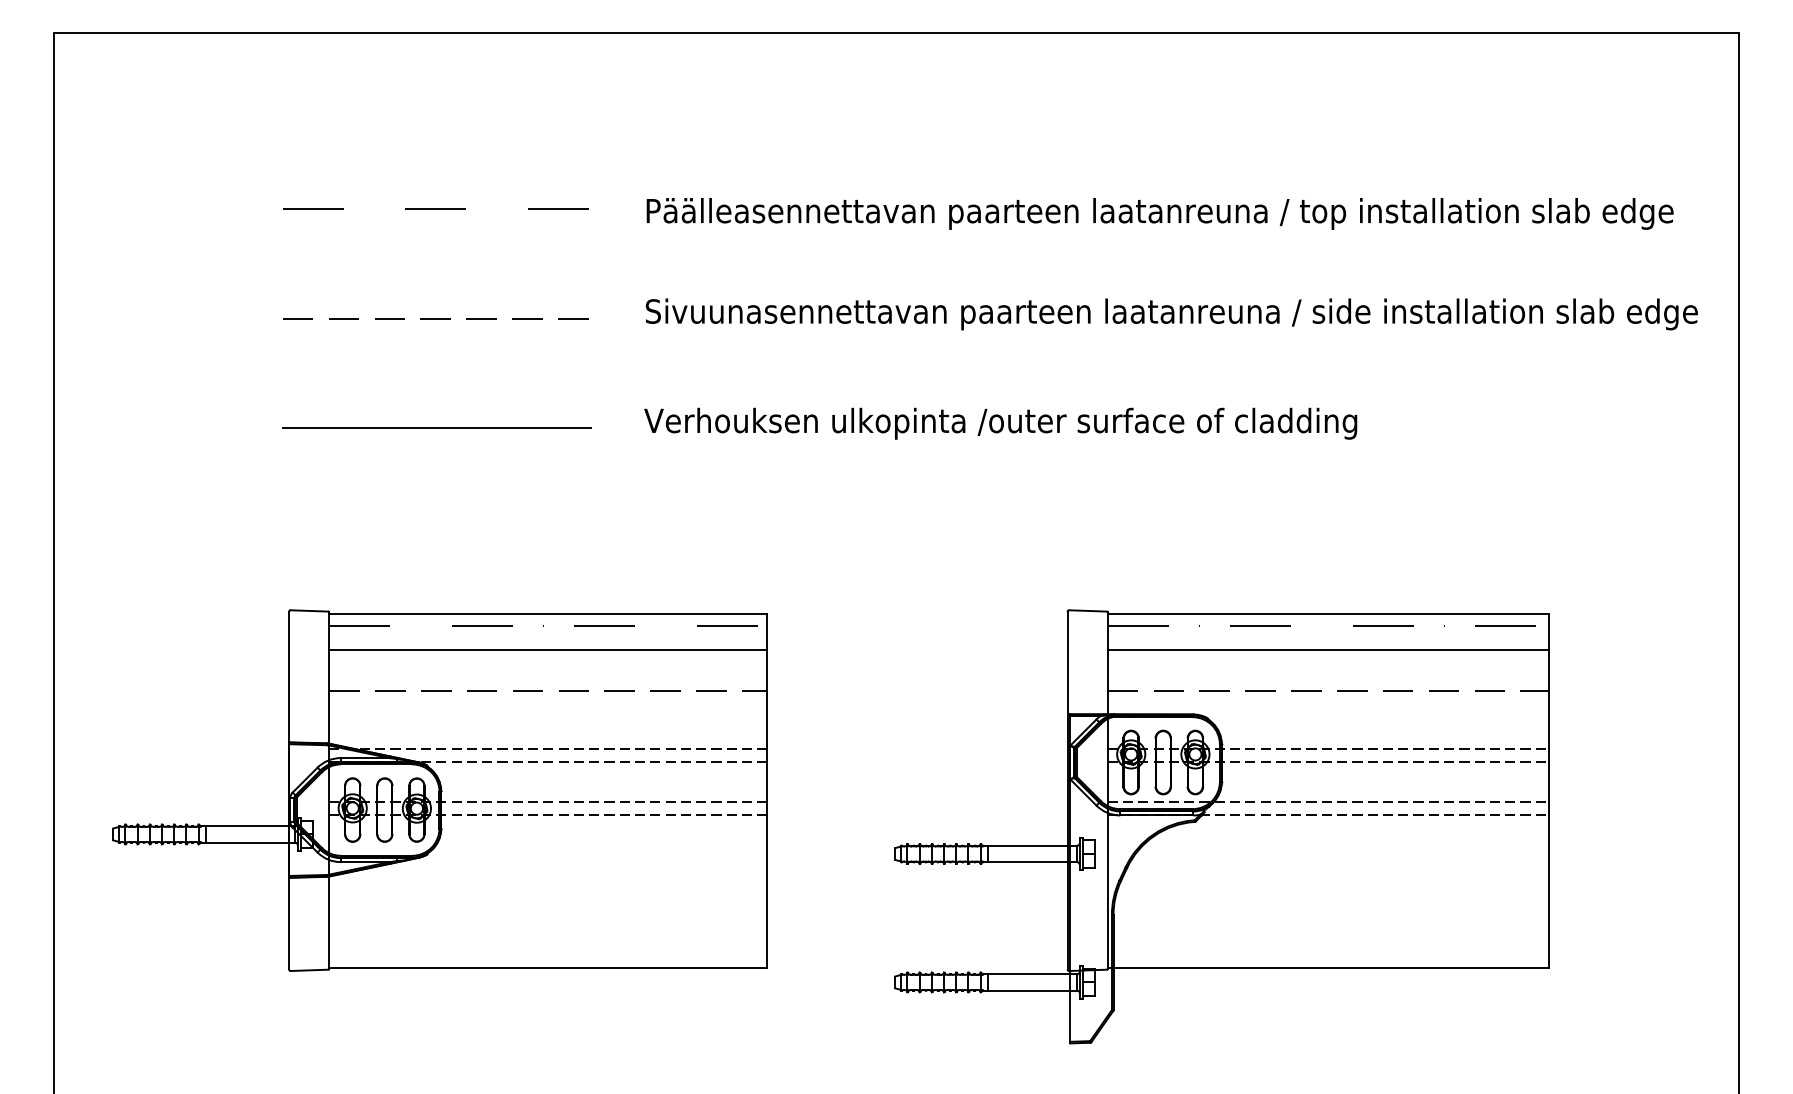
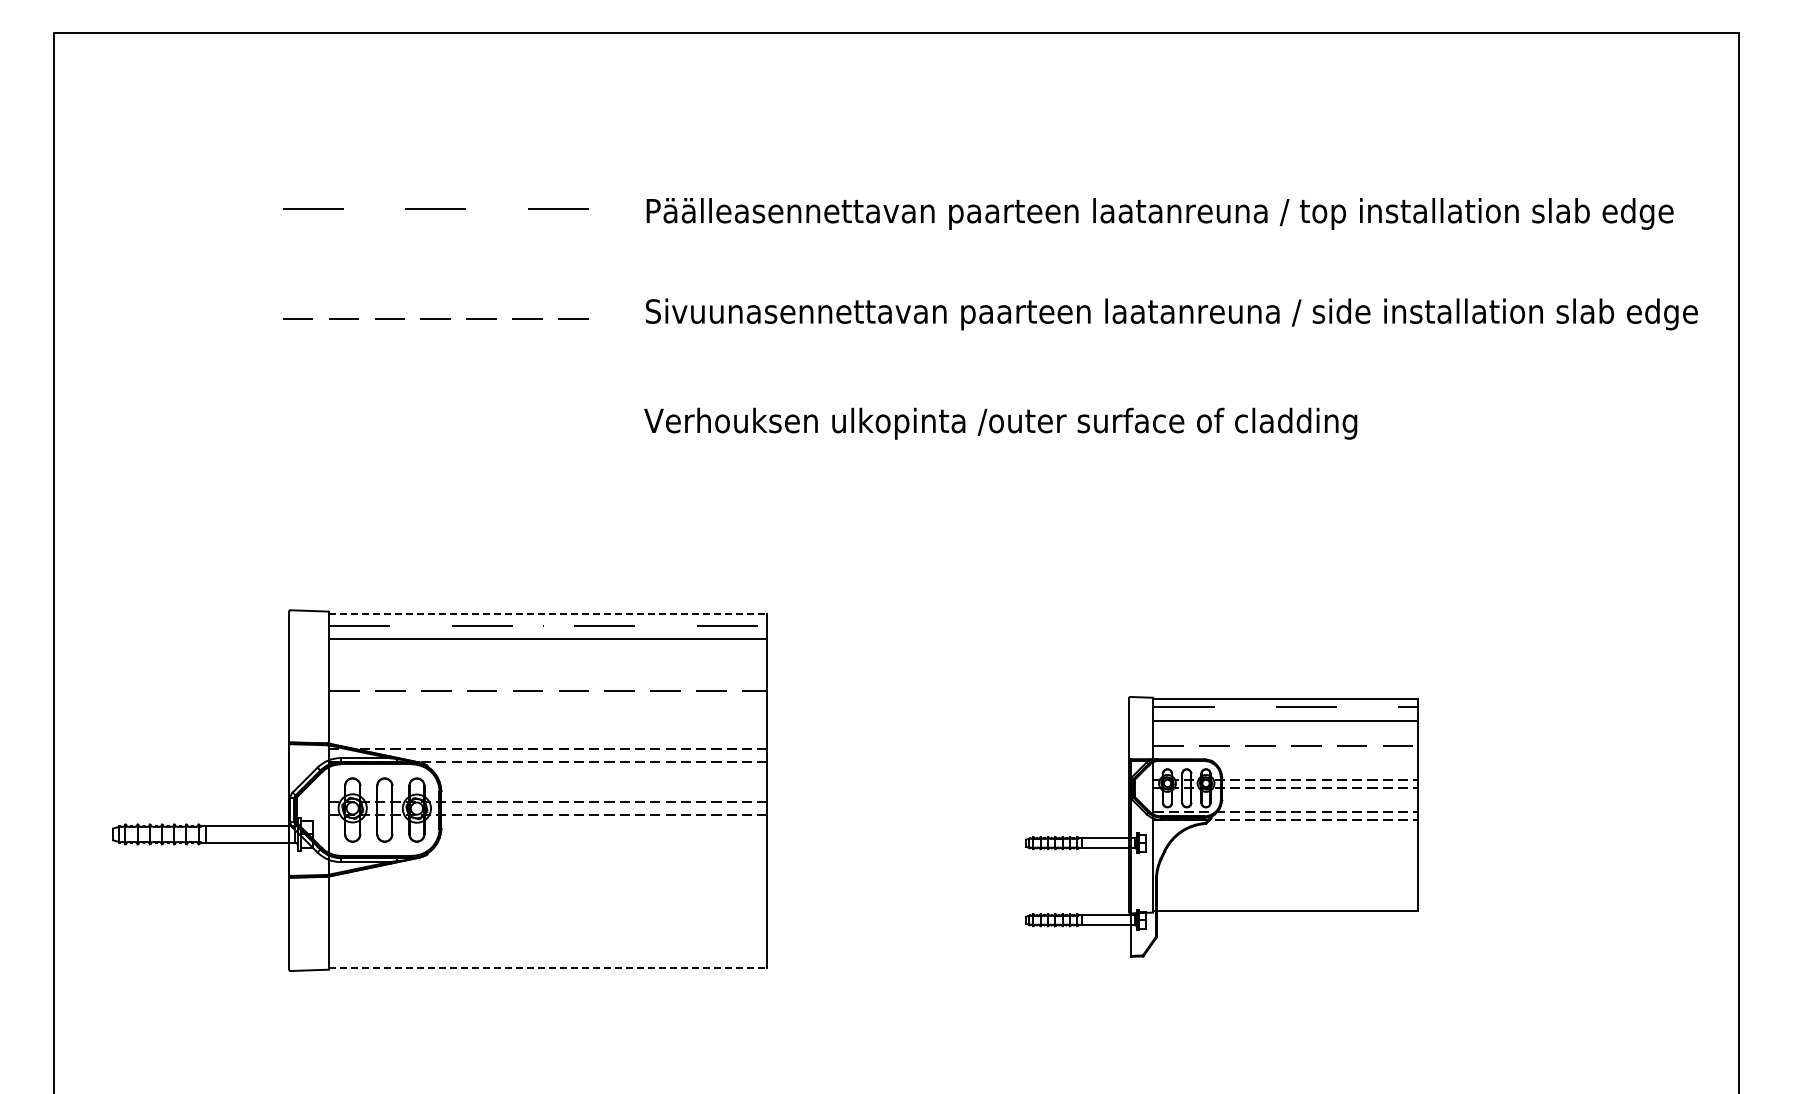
line: present -> none (436, 427)
line: solid -> dashed (547, 614)
line position: (547, 649) -> (547, 638) (547, 638)
part size: 656x436 px -> 395x262 px (1221, 826)
line: solid -> dashed (547, 967)
